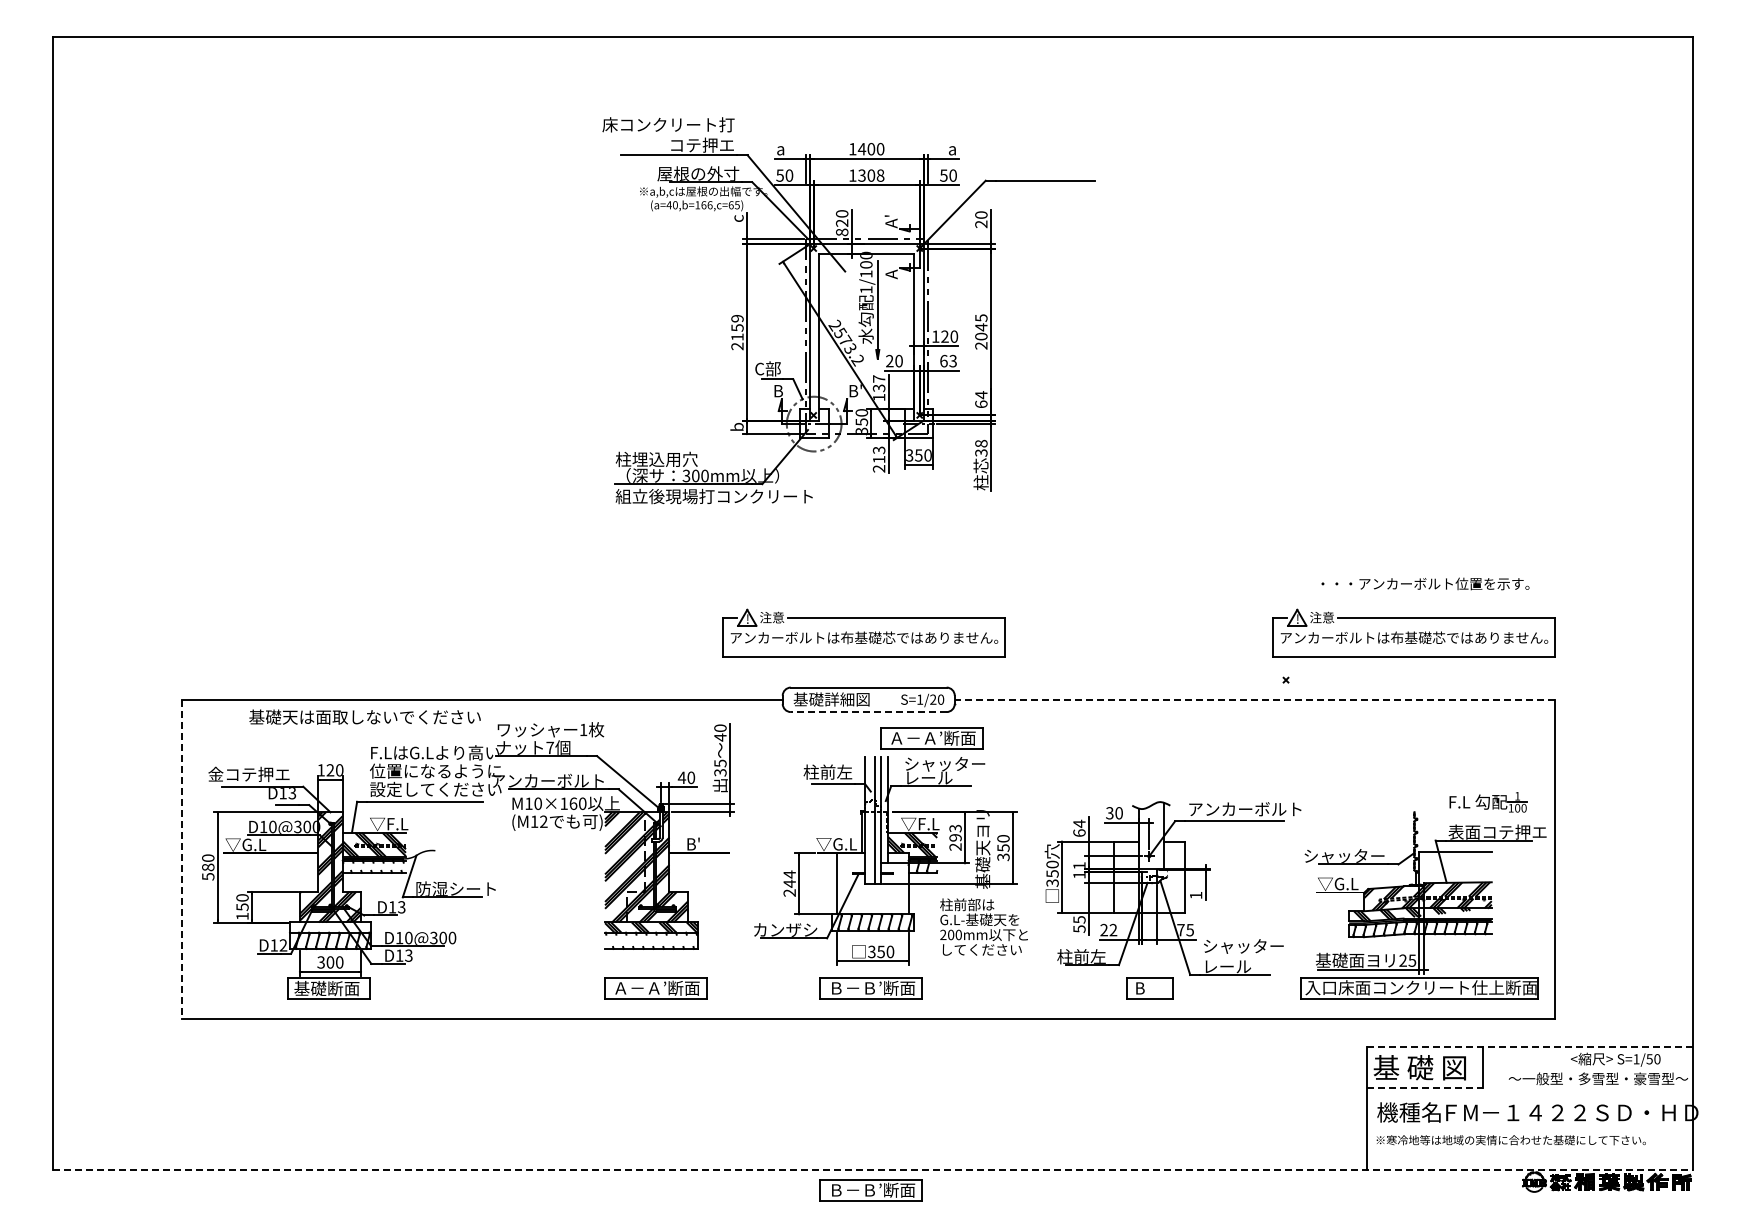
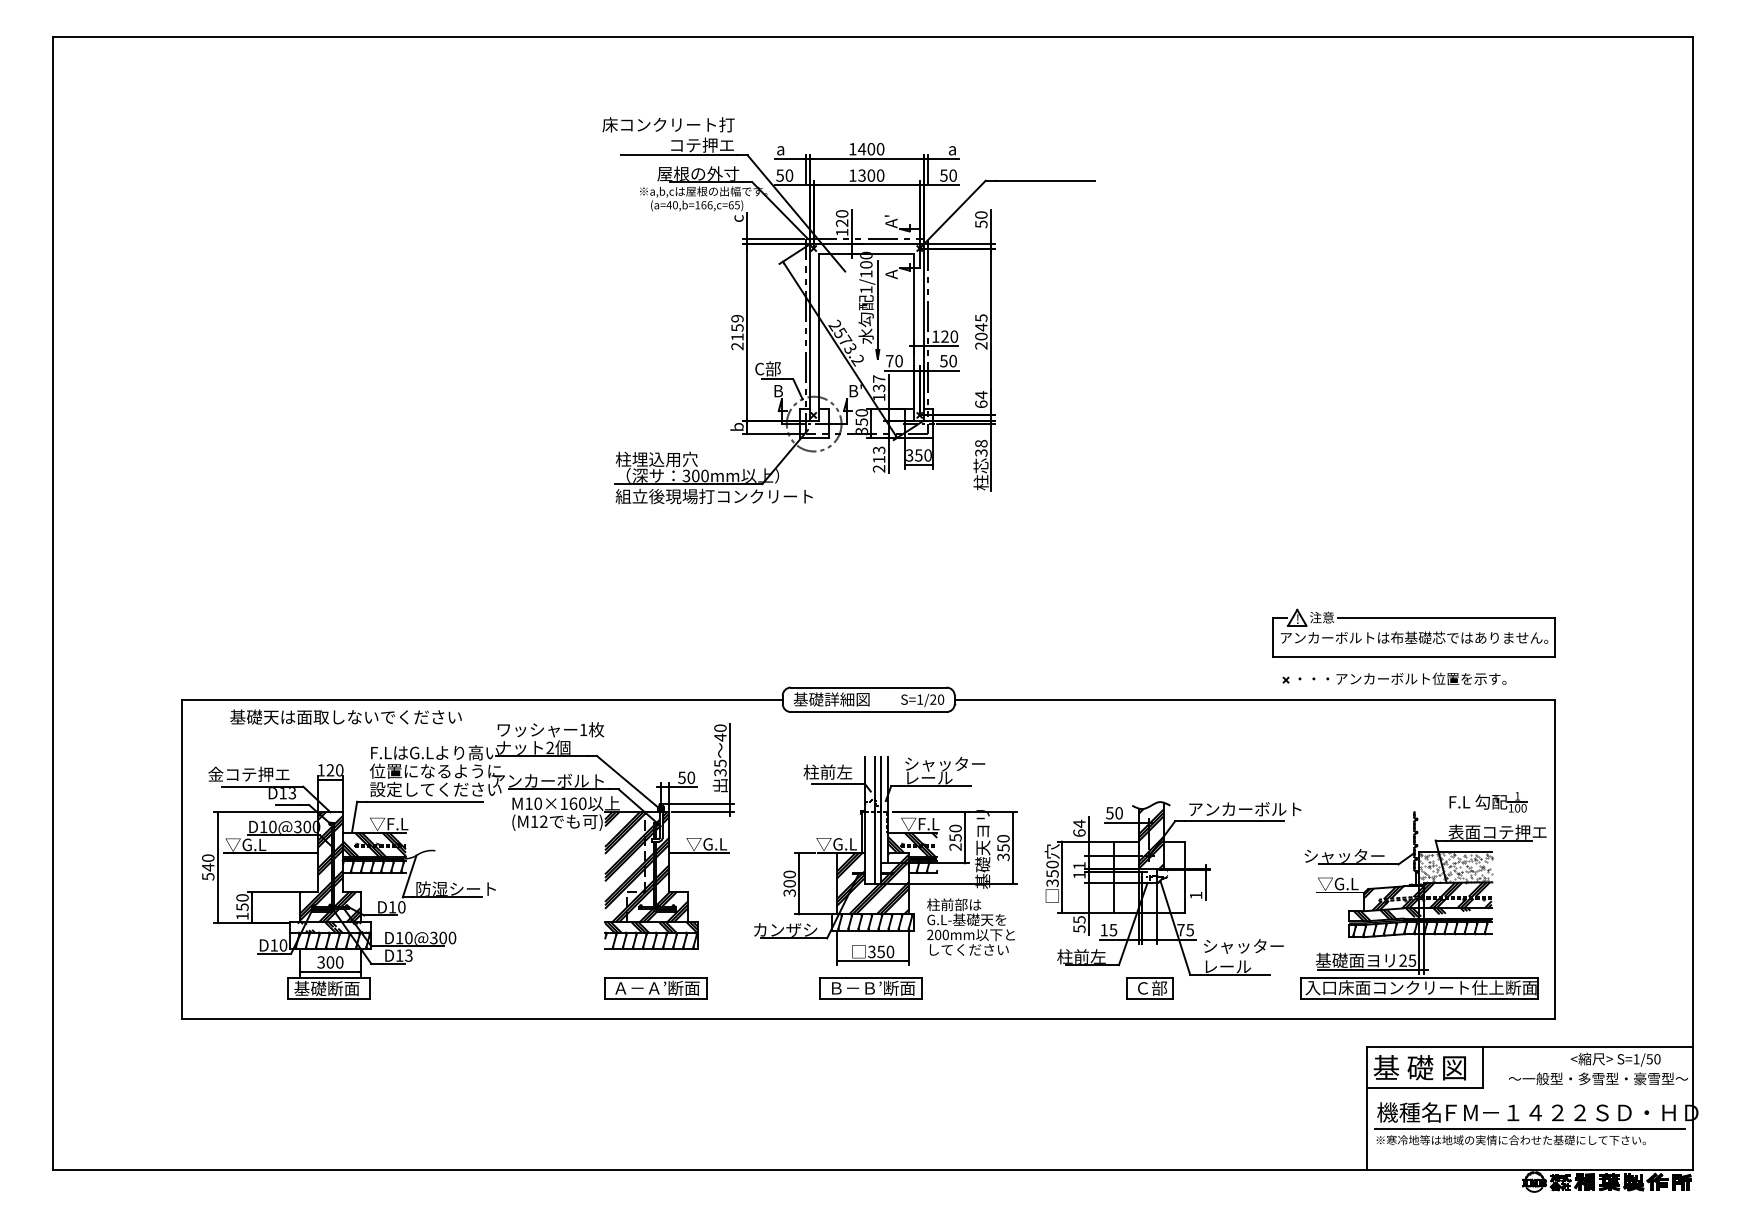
text: 1308 -> 1300 (880, 175)
text: 20 -> 50 (981, 224)
text: 820 -> 120 (842, 232)
text: 20 -> 70 (889, 360)
text: 63 -> 50 (948, 360)
text position: (1425, 583) -> (1402, 678) (1402, 678)
part: present -> none (863, 632)
line: dashed -> solid (1254, 699)
line: dashed -> solid (868, 712)
text position: (364, 716) -> (345, 716) (345, 716)
part: present -> none (931, 738)
text: 7 -> 2 (549, 747)
text: 40 -> 50 (681, 777)
text: 30 -> 50 (1109, 812)
text: 293 -> 250 (955, 832)
hatch: none -> present (1151, 838)
text: B' -> ▽G.L (706, 844)
line: dashed -> solid (182, 859)
hatch: none -> present (373, 866)
text: 580 -> 540 (208, 867)
hatch: none -> present (1455, 868)
text: 244 -> 300 (789, 883)
hatch: none -> present (872, 883)
text: D13 -> D10 (401, 907)
text position: (983, 926) -> (970, 926) (970, 926)
hatch: none -> present (333, 927)
text: 22 -> 15 (1108, 929)
hatch: none -> present (651, 940)
text: D12 -> D10 (283, 945)
text: B -> Ｃ部 (1151, 987)
line: dashed -> solid (1530, 1047)
line: dashed -> solid (1425, 1088)
line: none -> present (1529, 1128)
line: dashed -> solid (873, 1169)
part: present -> none (870, 1190)
